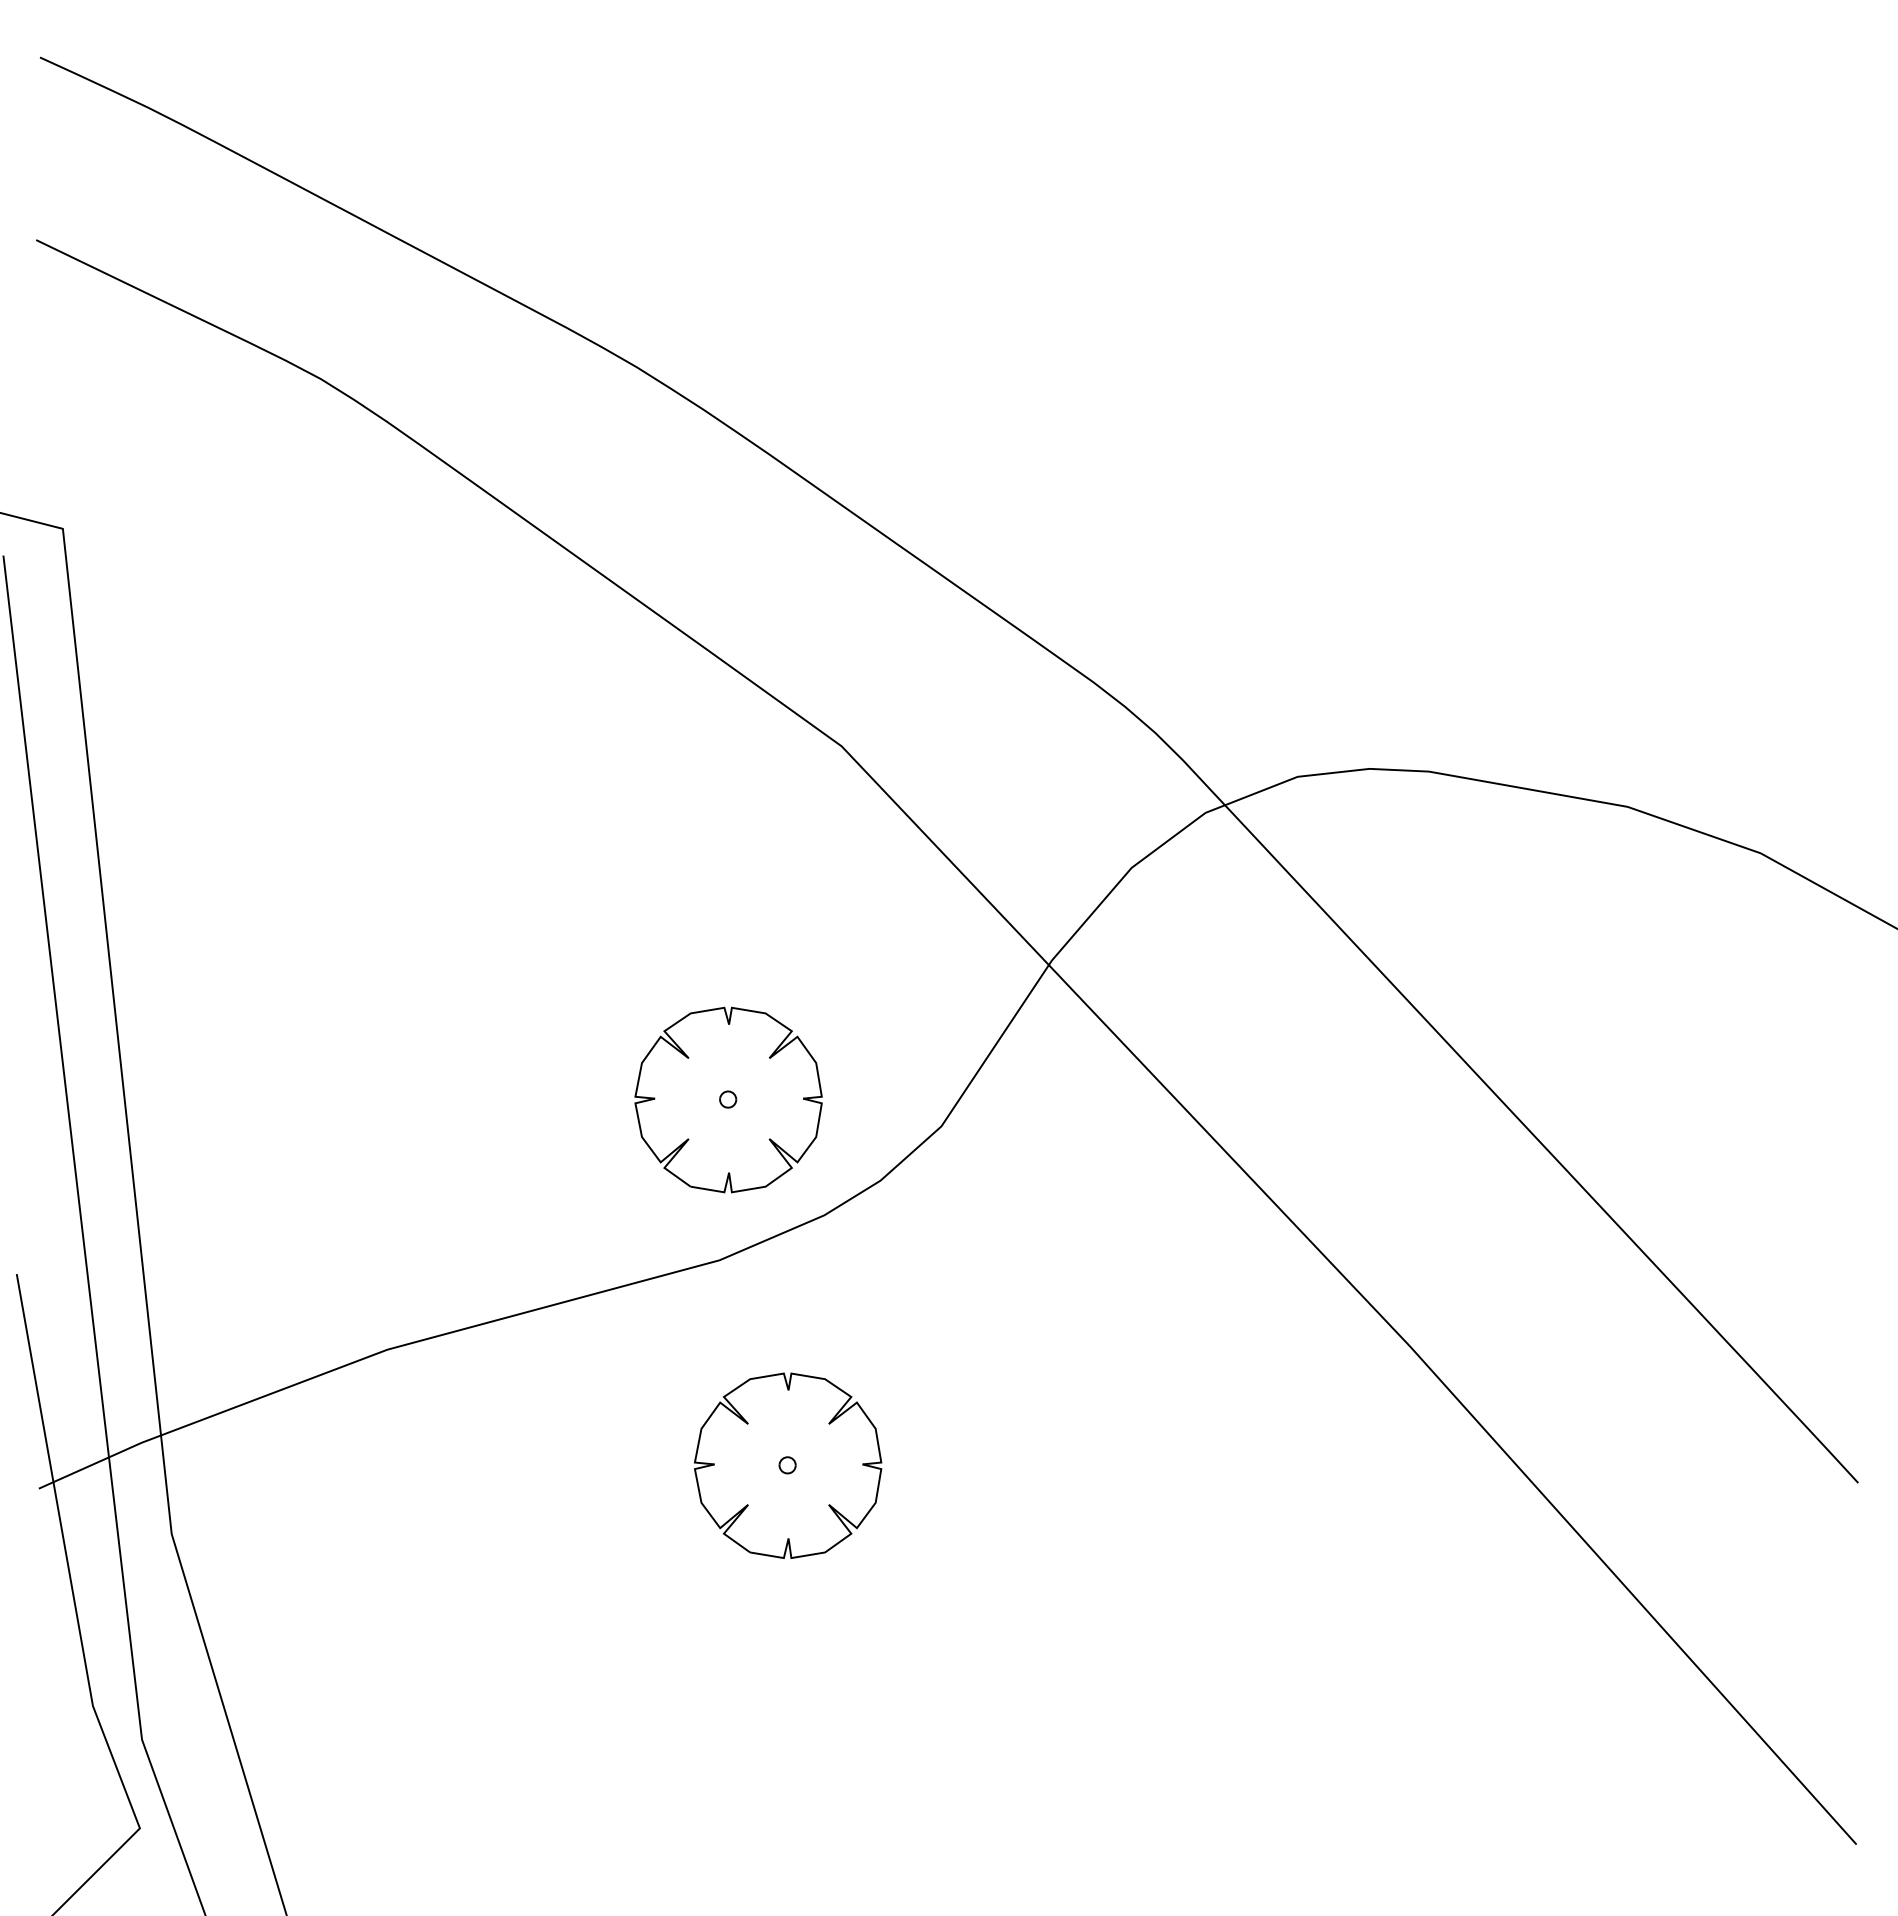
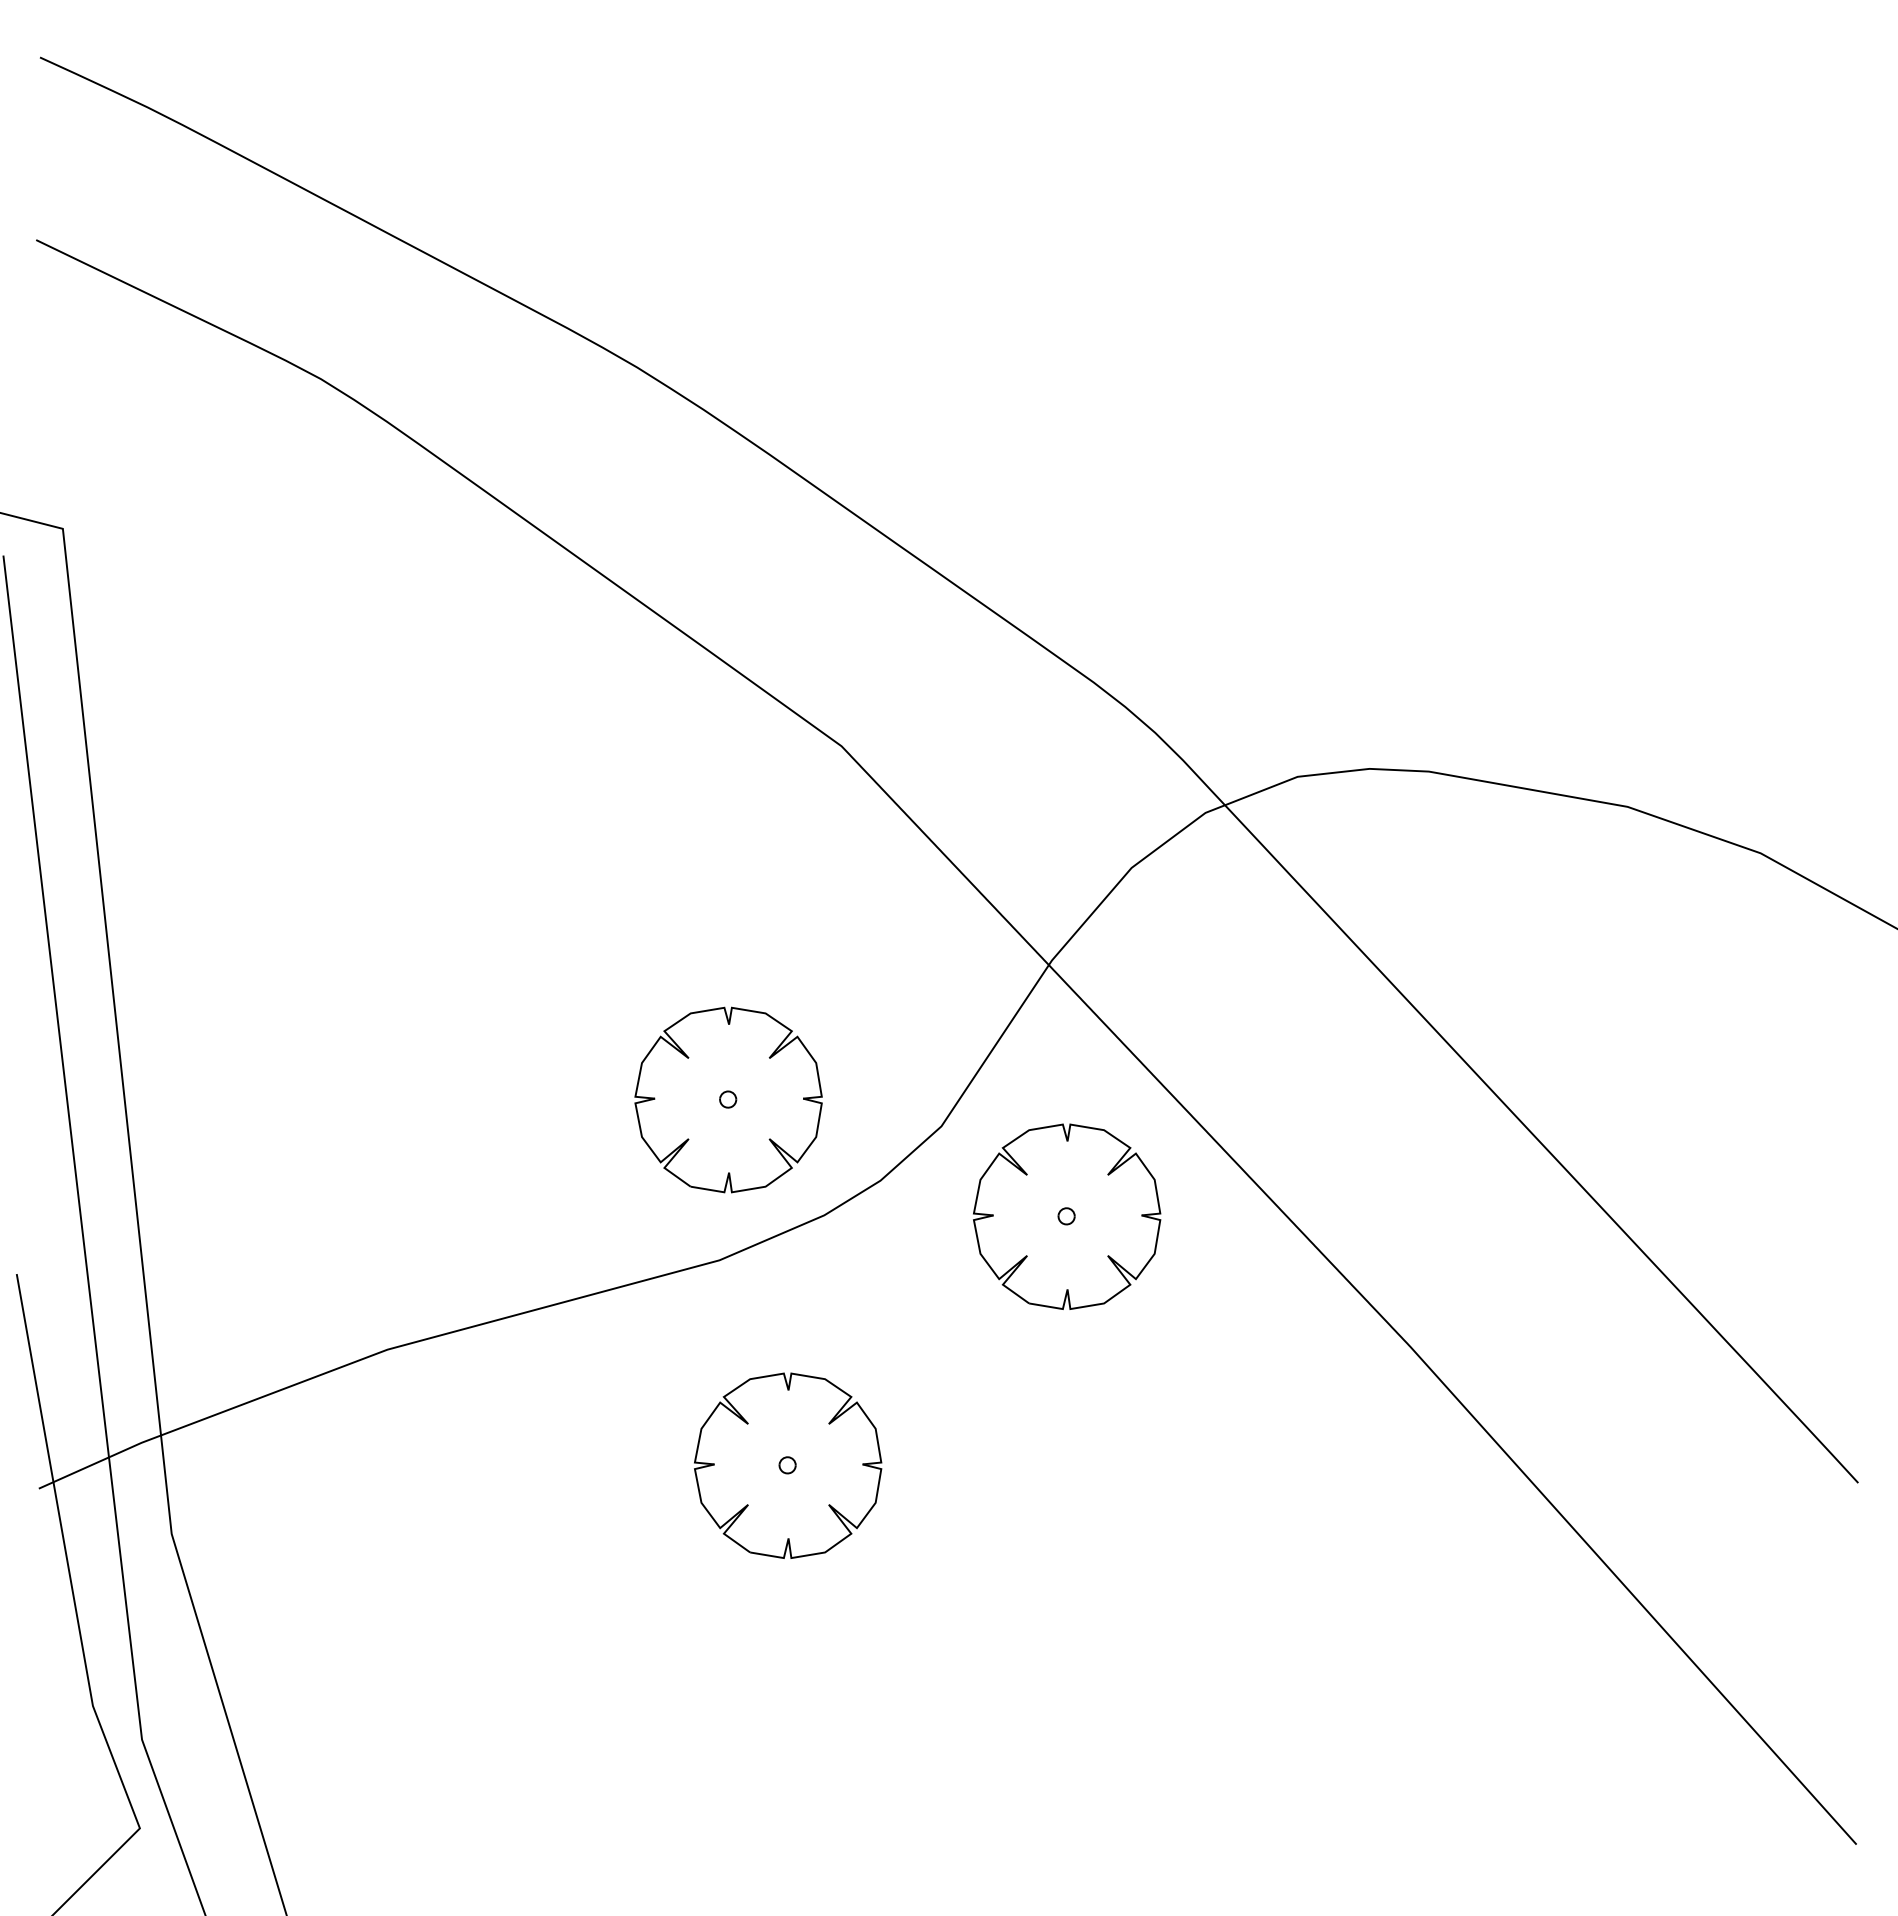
part: none -> present (1067, 1216)
